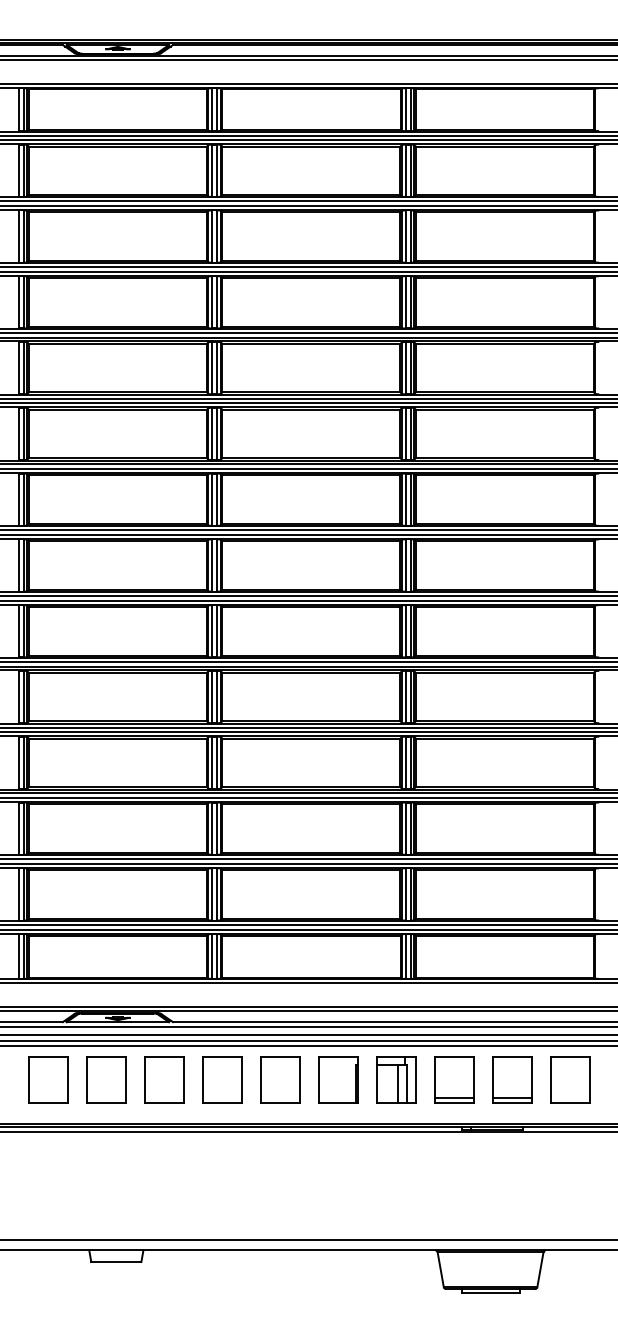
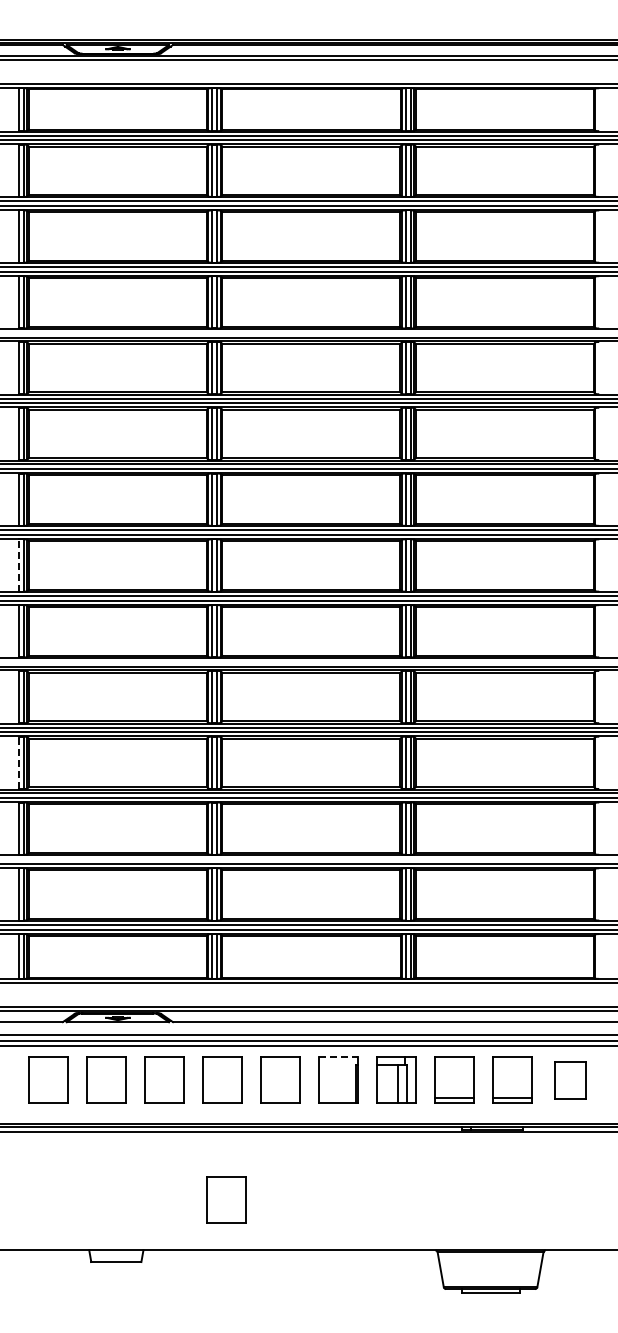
line: present -> none (308, 332)
line: solid -> dashed (18, 565)
line: present -> none (308, 661)
line: solid -> dashed (18, 762)
line: present -> none (308, 859)
line: present -> none (308, 1026)
line: solid -> dashed (339, 1056)
part size: 41x48 px -> 33x39 px (570, 1080)
part: none -> present (226, 1199)
line: present -> none (308, 1240)
